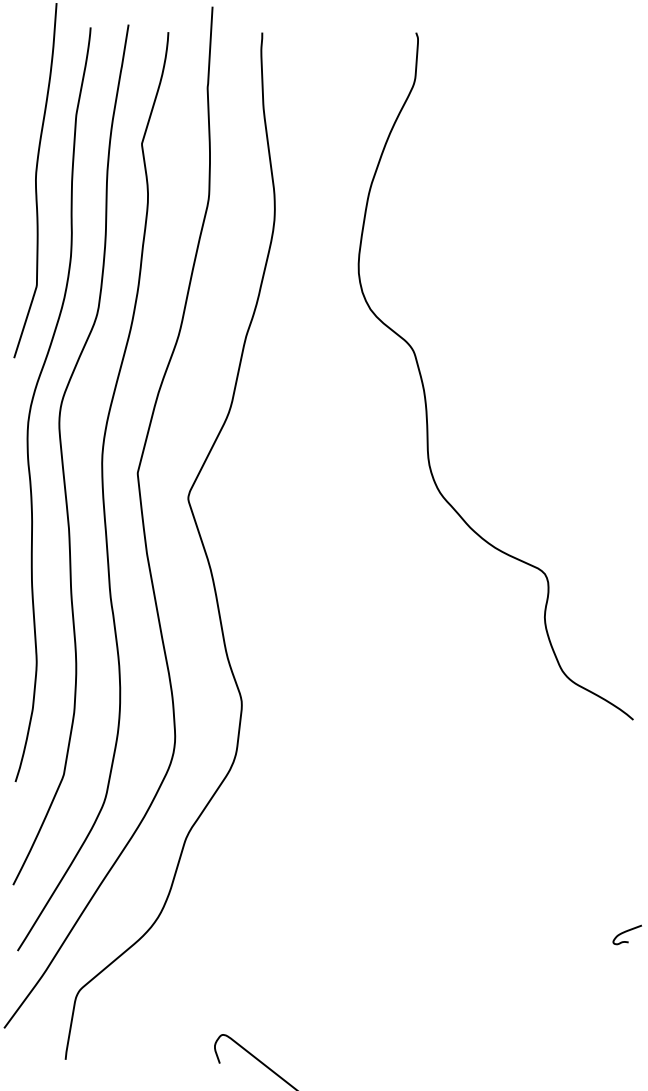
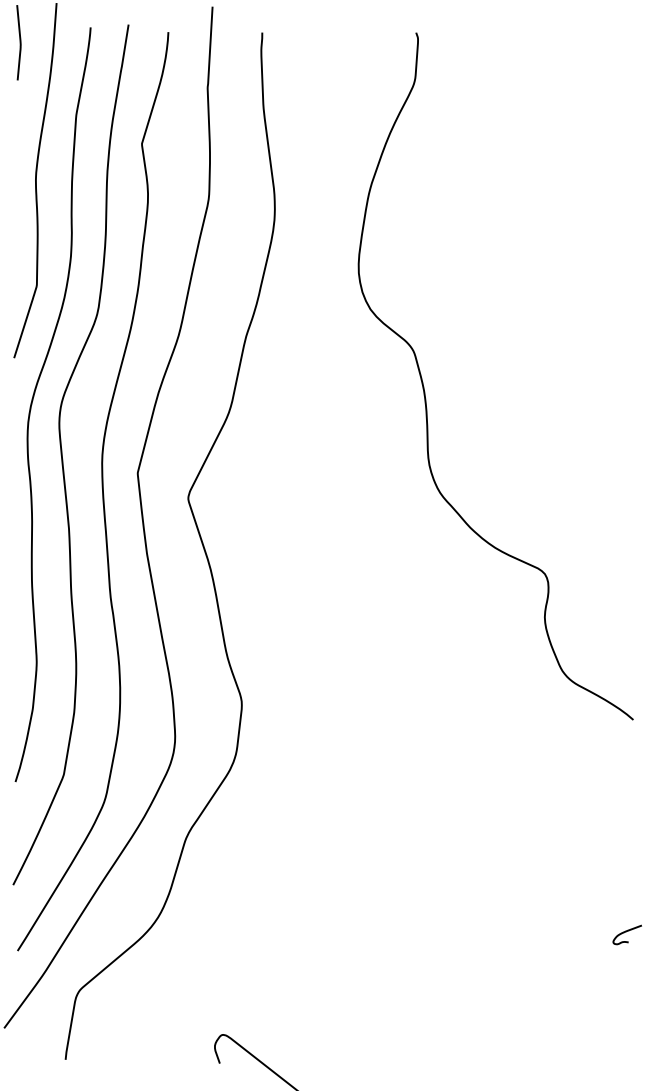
curve: none -> present (19, 42)
